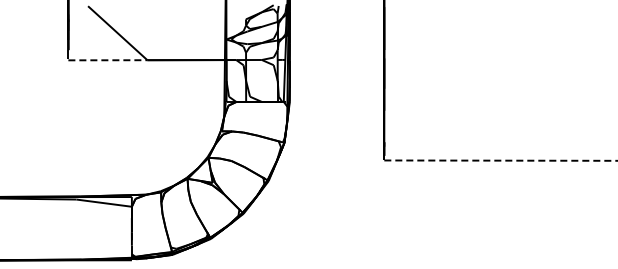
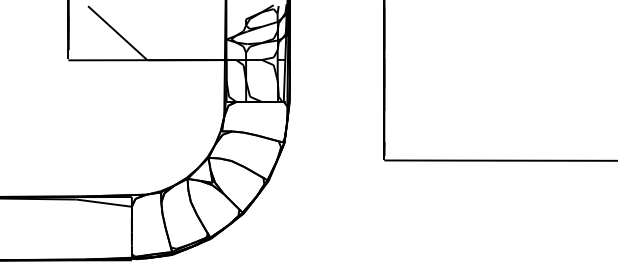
line: dashed -> solid (107, 60)
line: dashed -> solid (501, 160)
